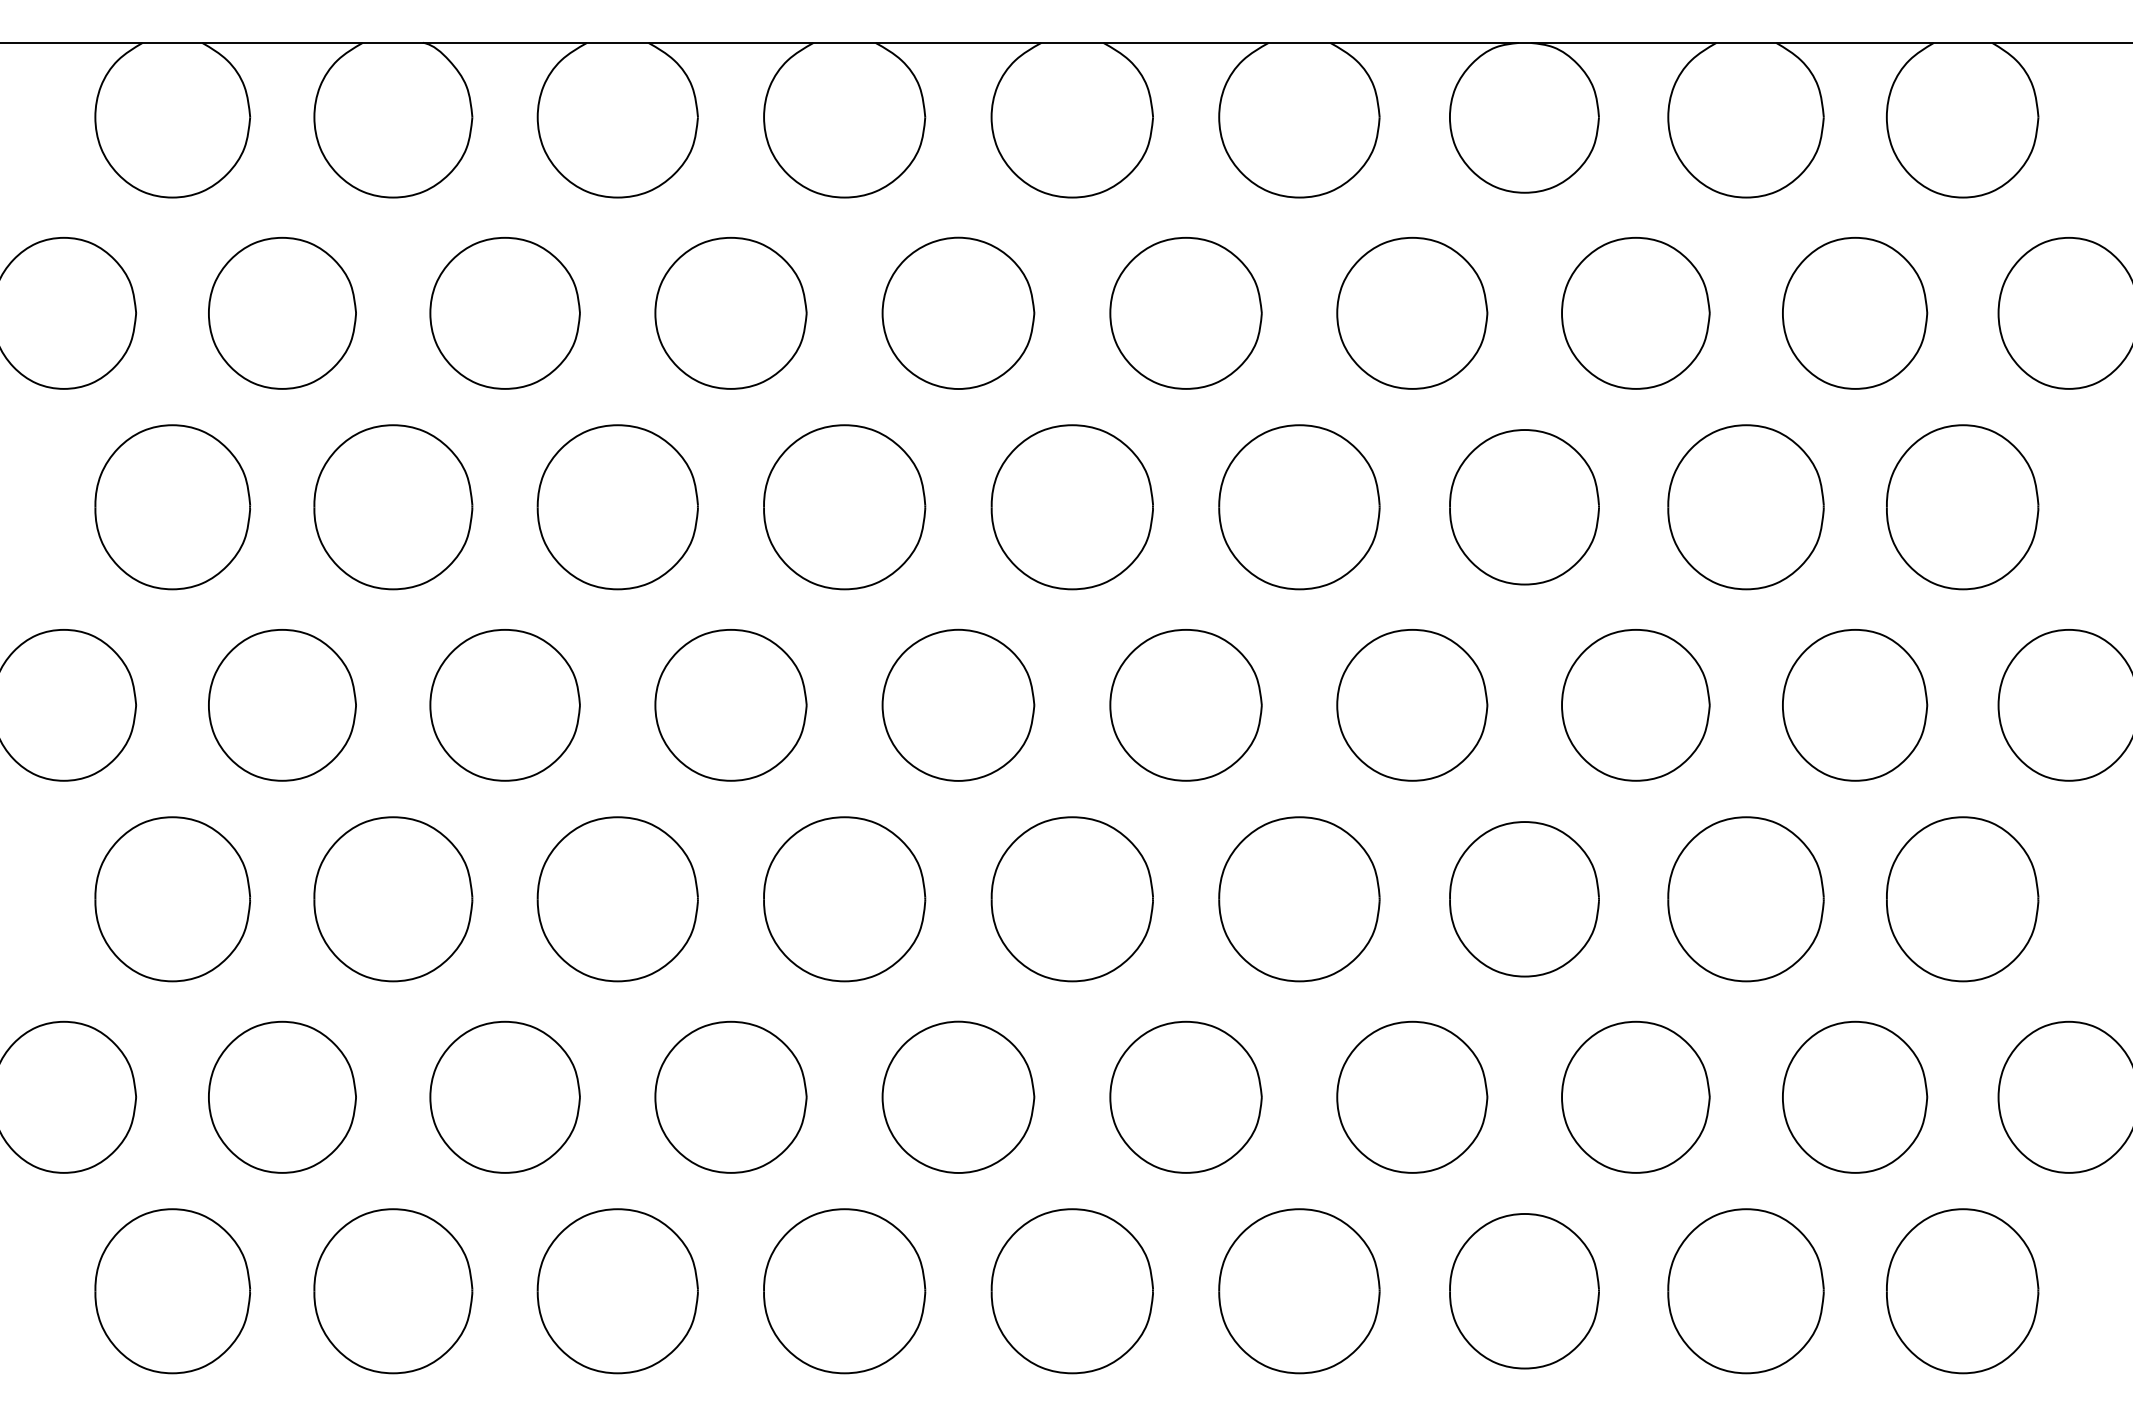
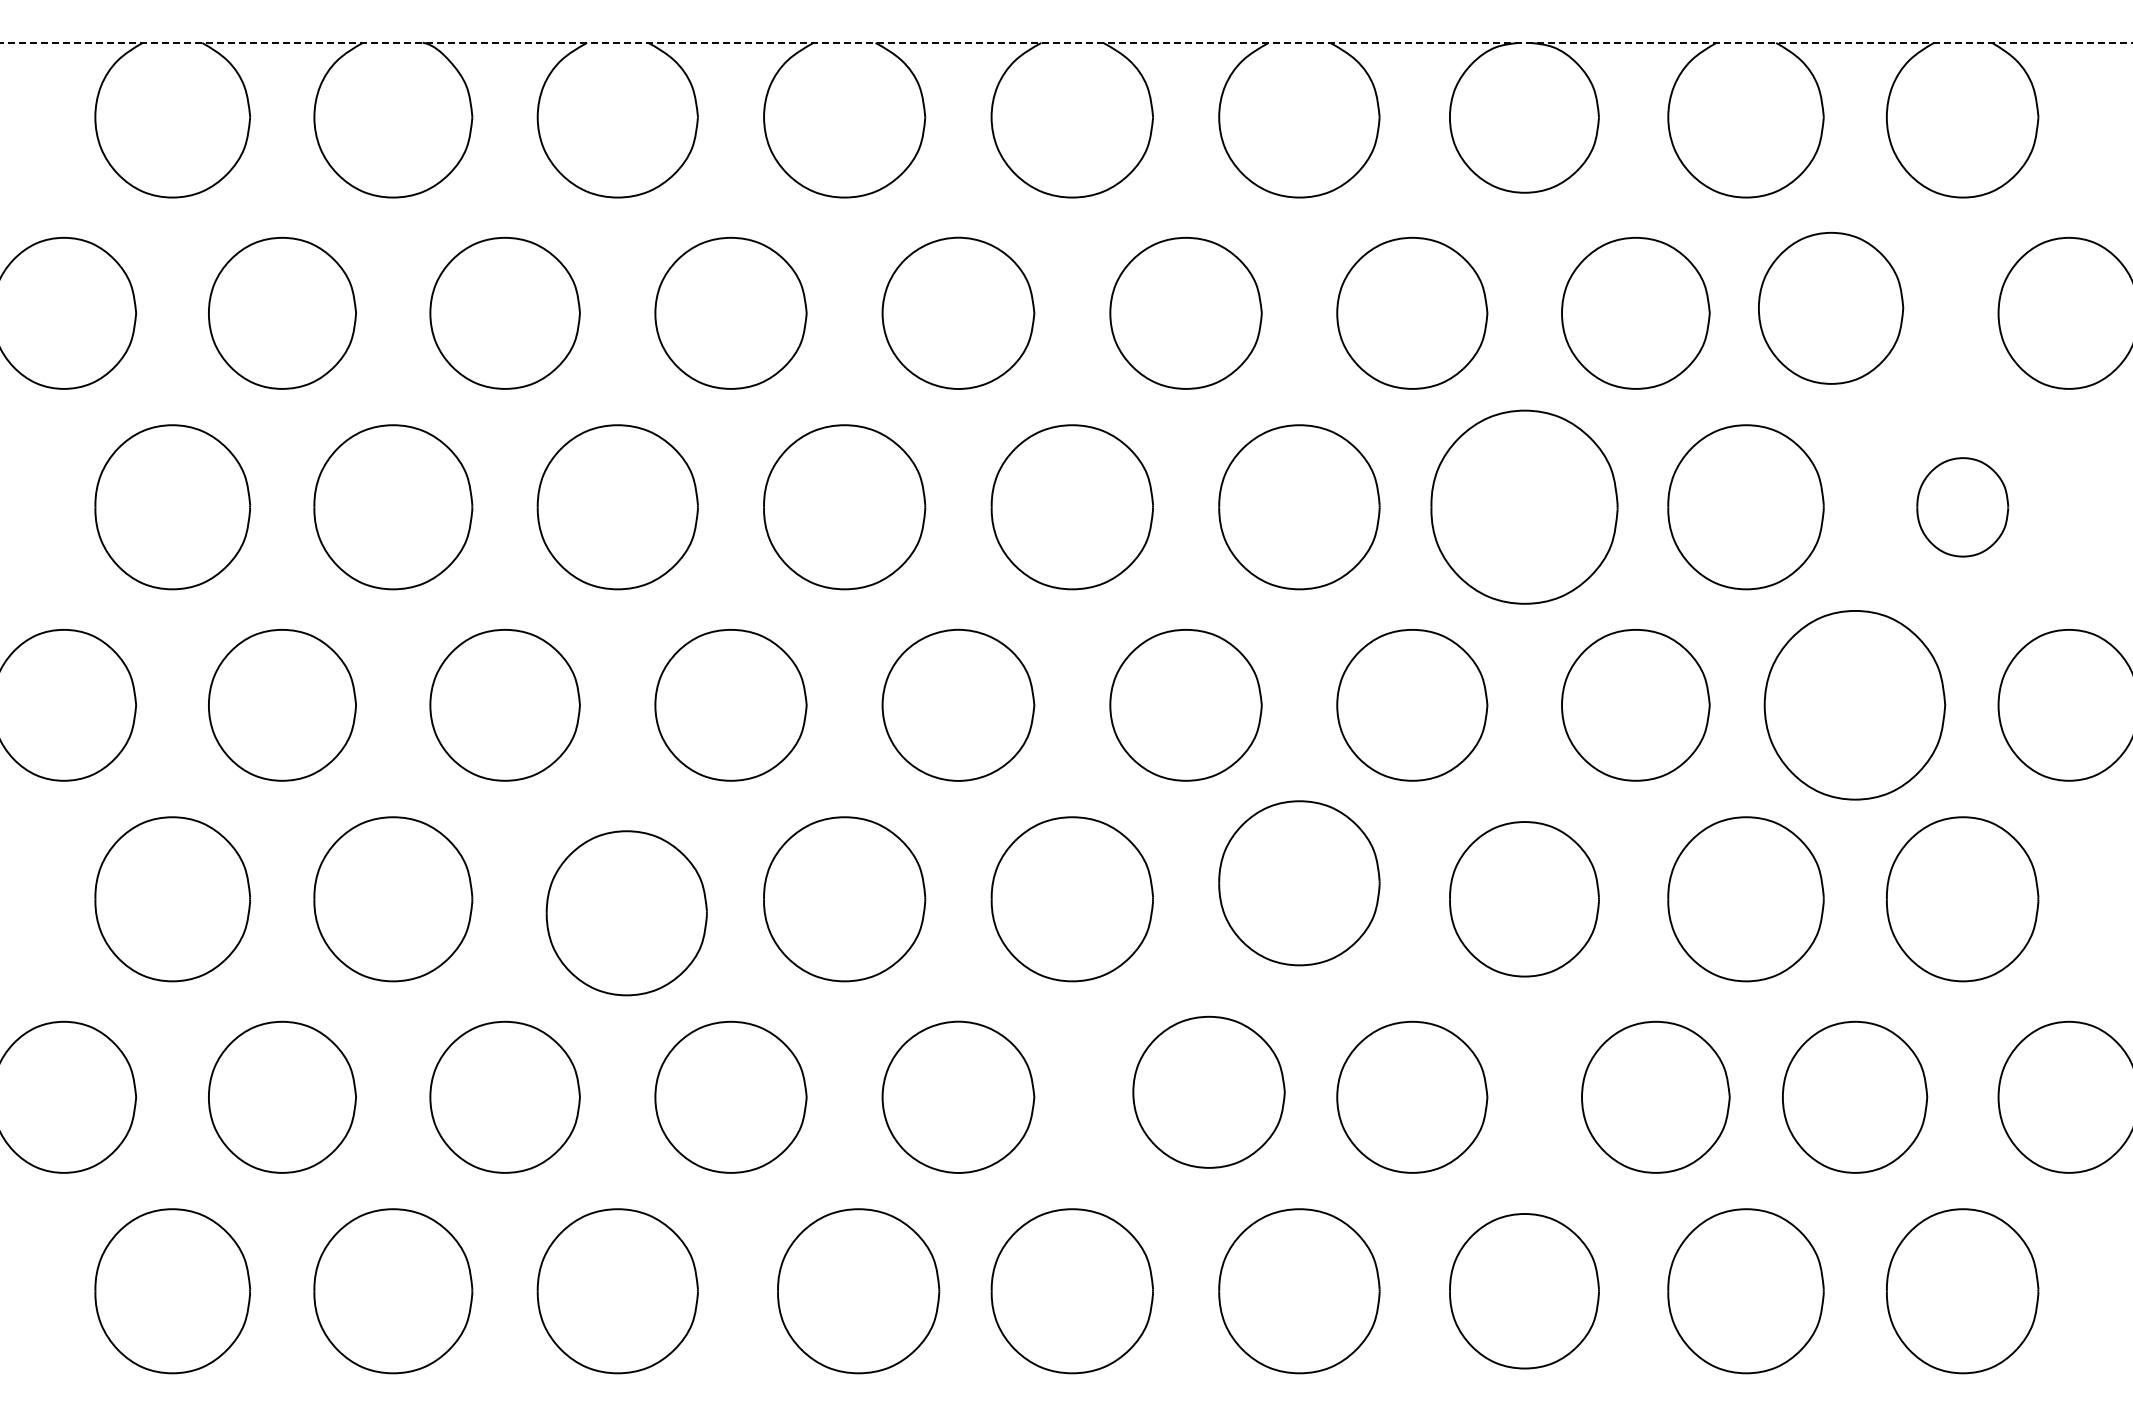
line: solid -> dashed (1066, 42)
part position: (1855, 313) -> (1831, 308) (1831, 308)
part size: 151x157 px -> 189x196 px (1524, 506)
part size: 154x167 px -> 94x101 px (1962, 507)
part size: 147x153 px -> 184x191 px (1854, 705)
part position: (617, 899) -> (626, 913) (626, 913)
part position: (1299, 899) -> (1299, 883) (1299, 883)
part position: (1185, 1096) -> (1208, 1091) (1208, 1091)
part position: (1635, 1096) -> (1655, 1096) (1655, 1096)
part position: (844, 1291) -> (858, 1291) (858, 1291)
